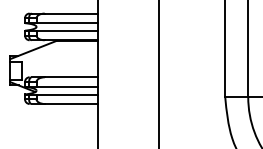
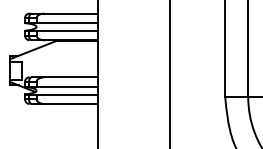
line position: (159, 73) -> (170, 73) (170, 73)
